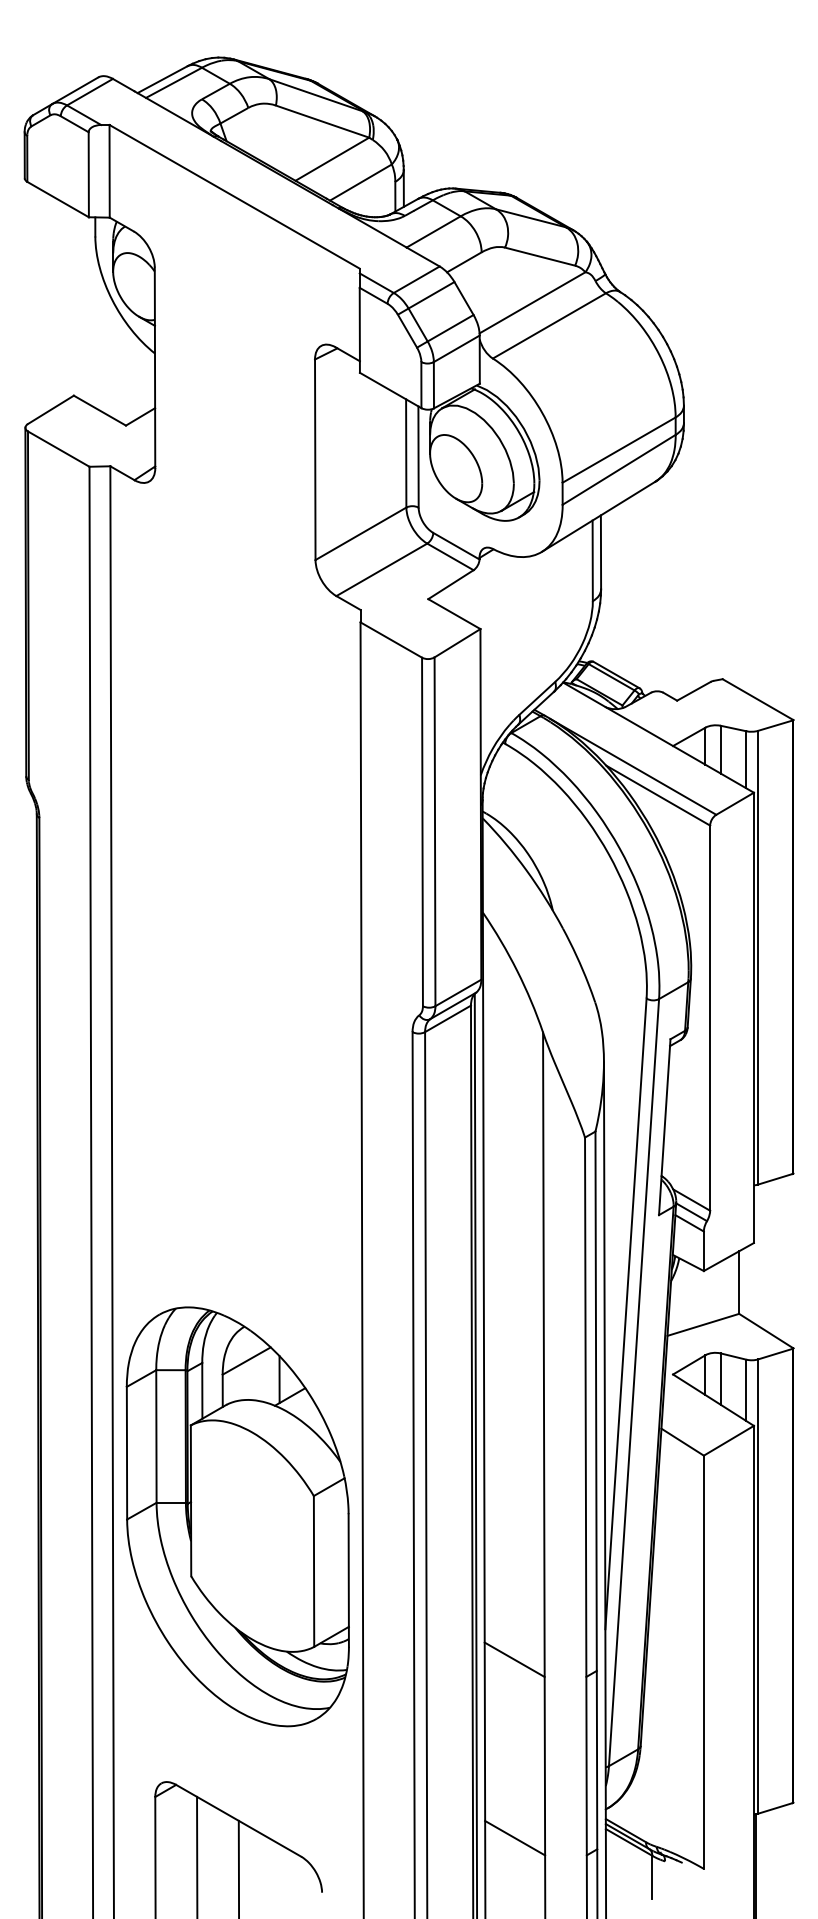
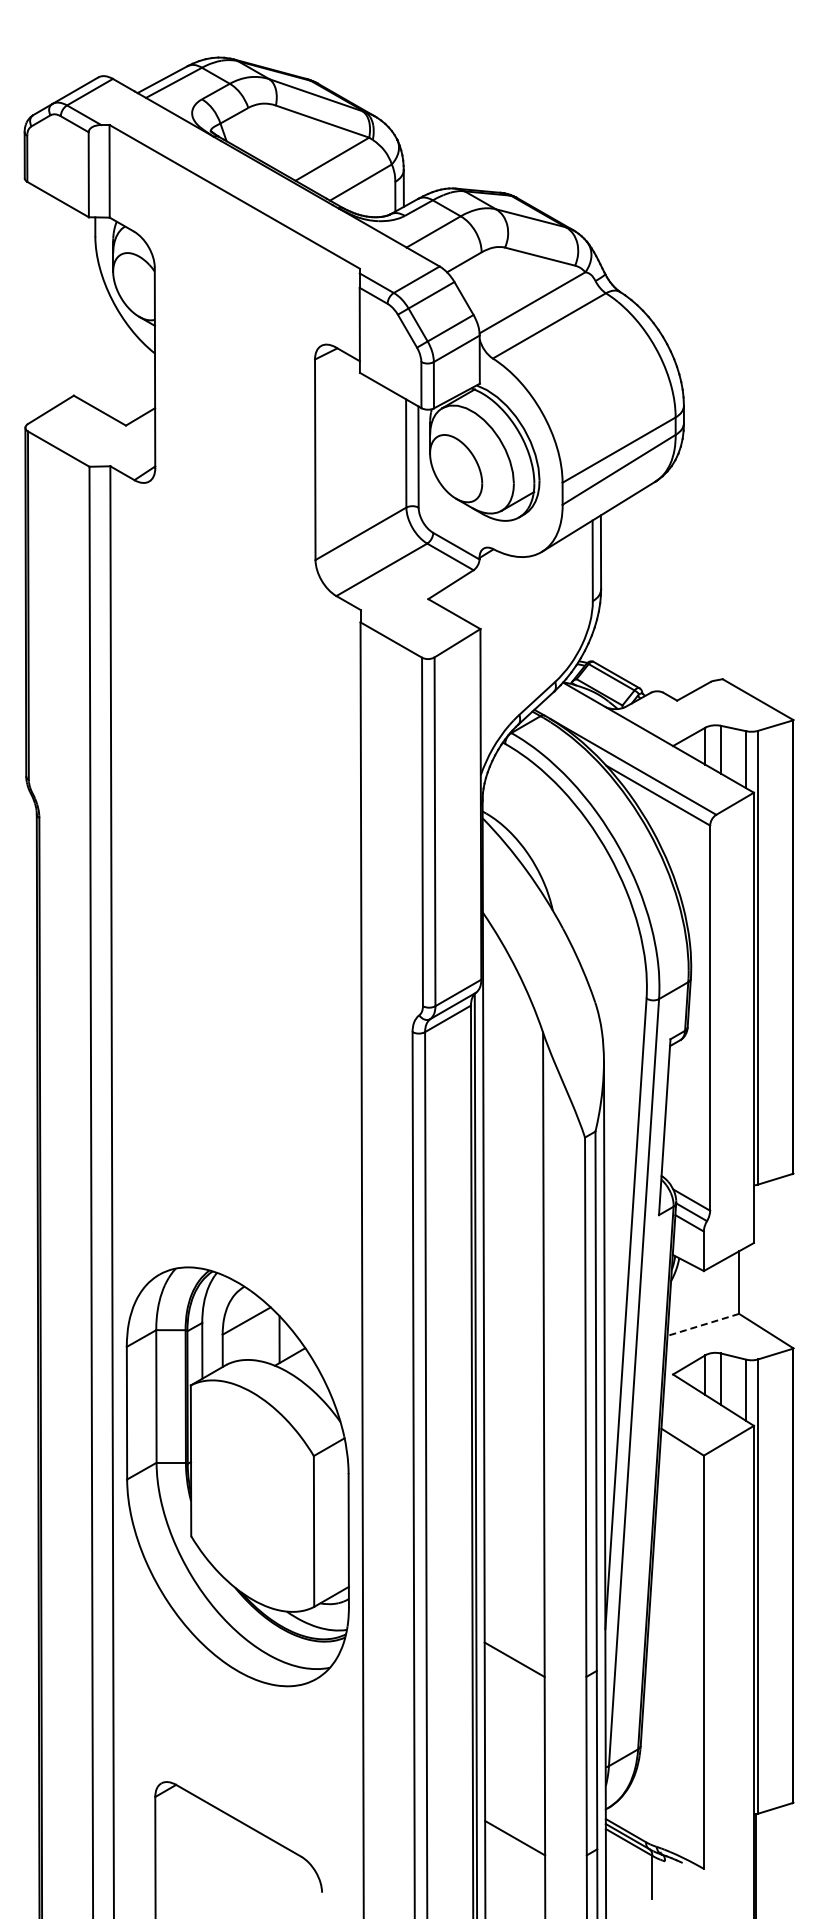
line: solid -> dashed (702, 1325)
part position: (237, 1516) -> (237, 1476) (237, 1476)
line: present -> none (197, 1855)
line: present -> none (238, 1867)
